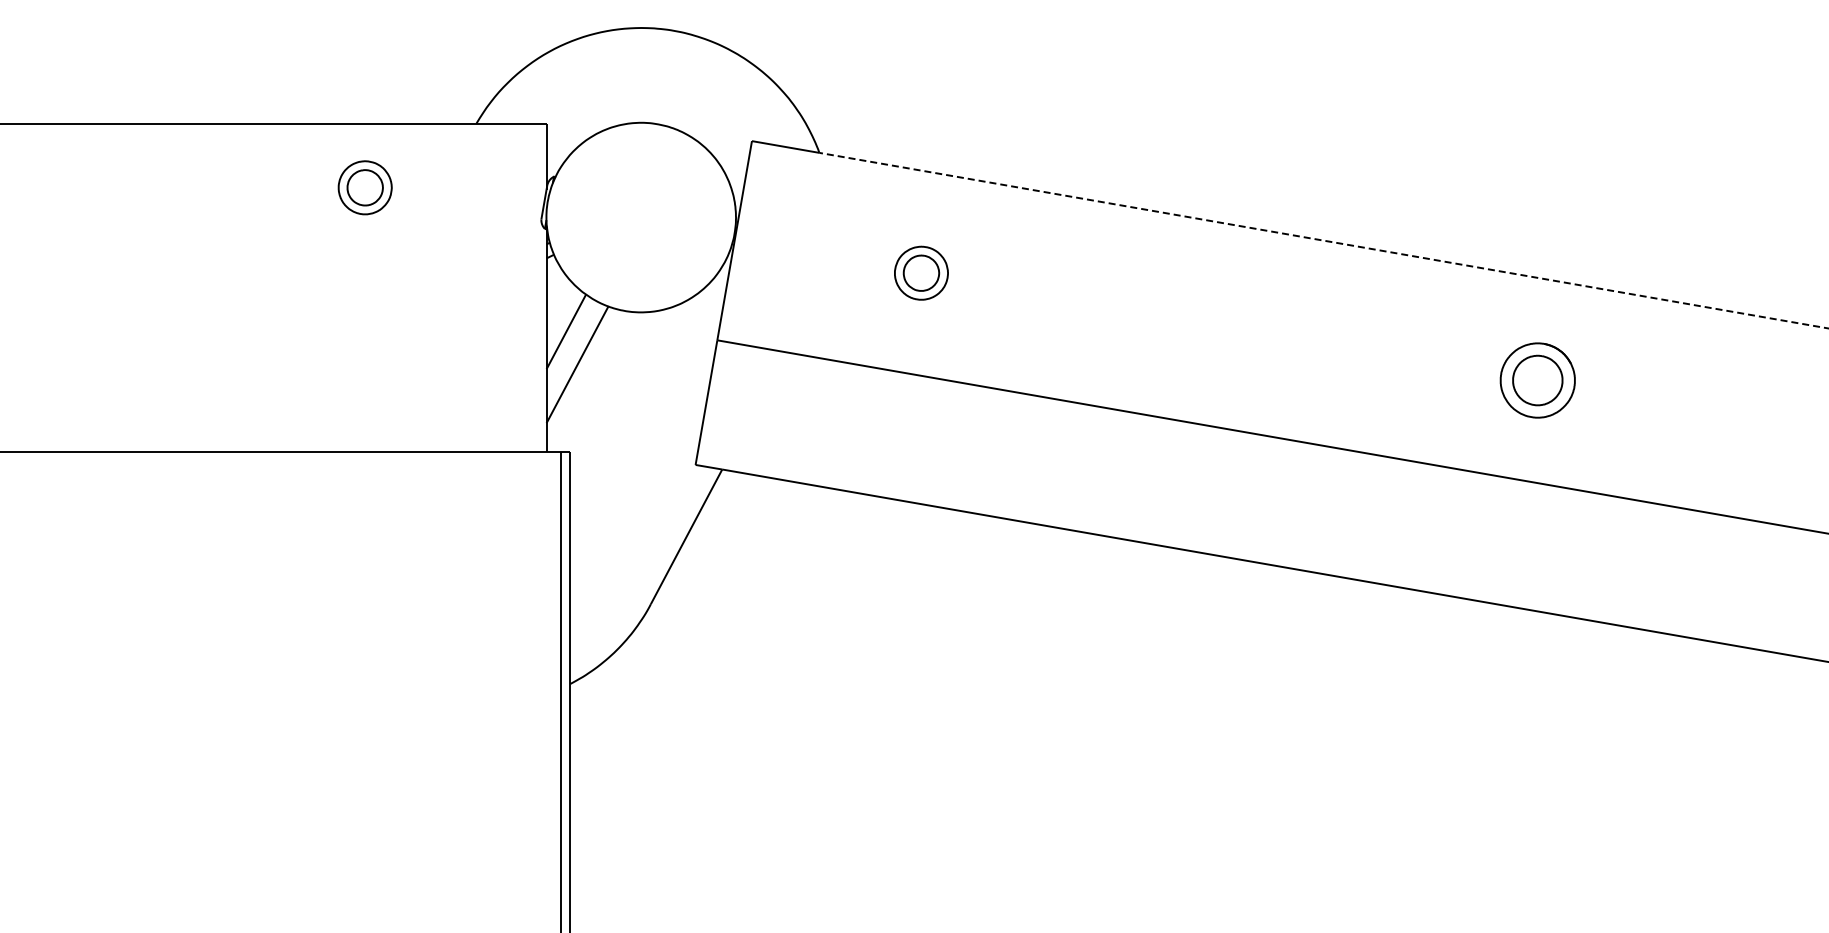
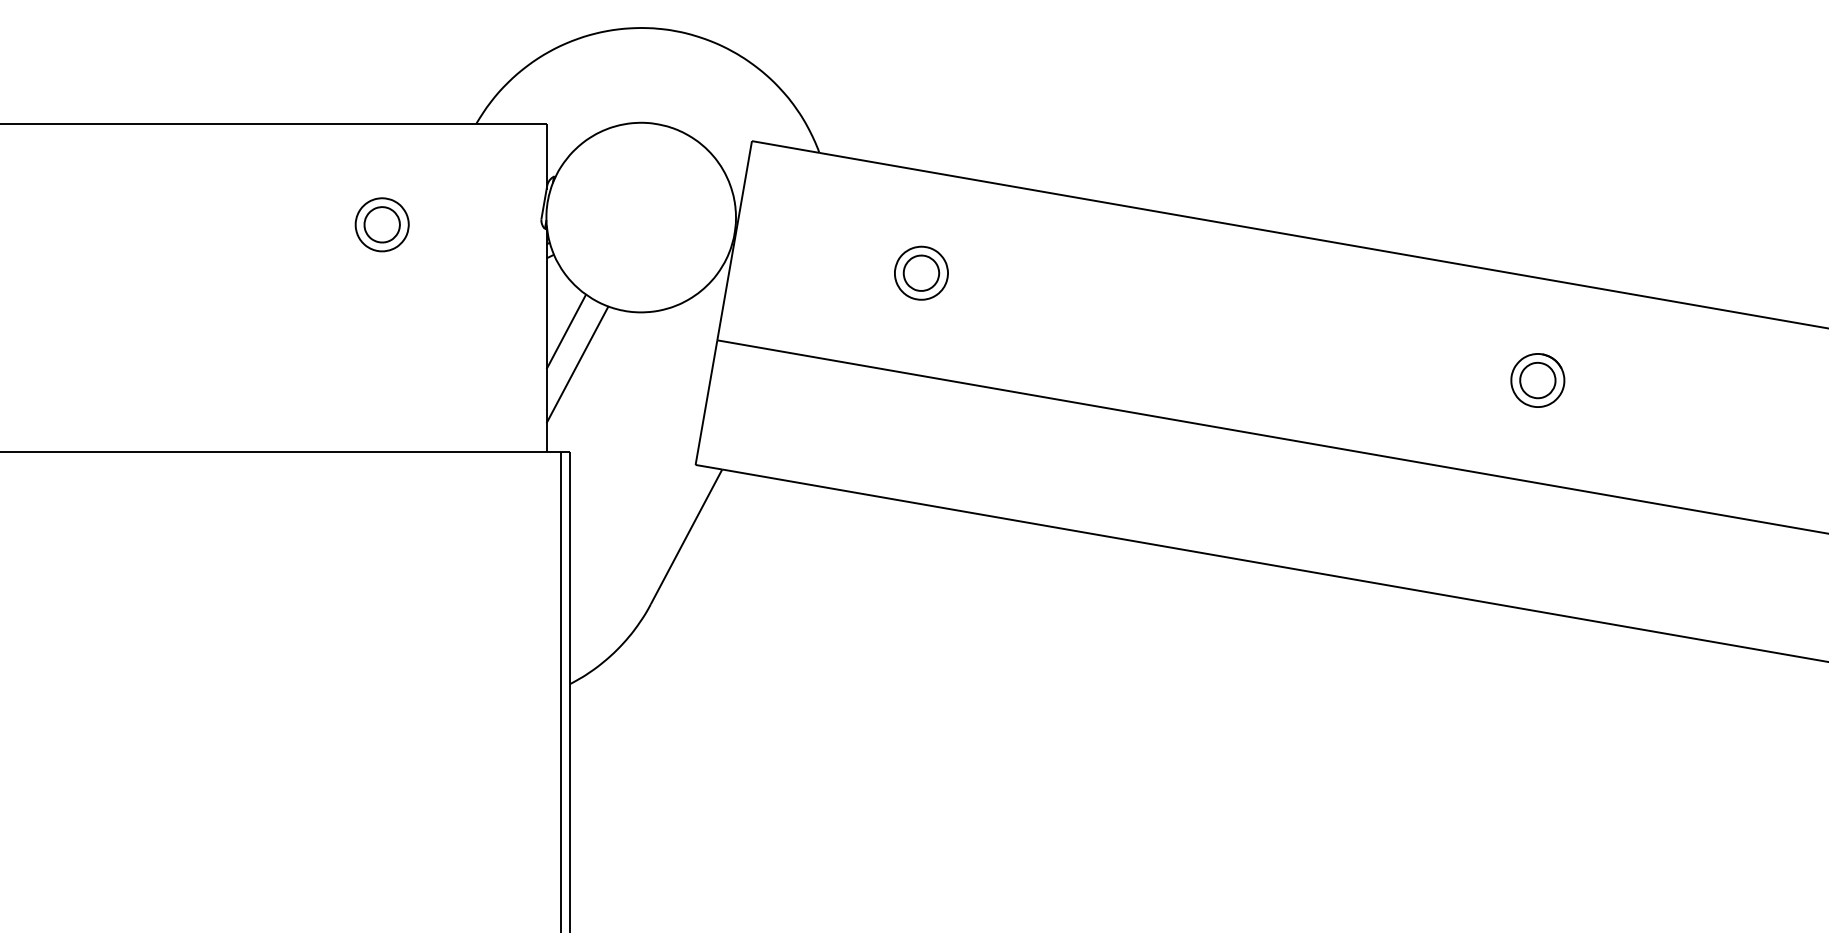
part position: (364, 187) -> (381, 224) (381, 224)
line: dashed -> solid (1323, 240)
part size: 77x77 px -> 56x55 px (1537, 380)
